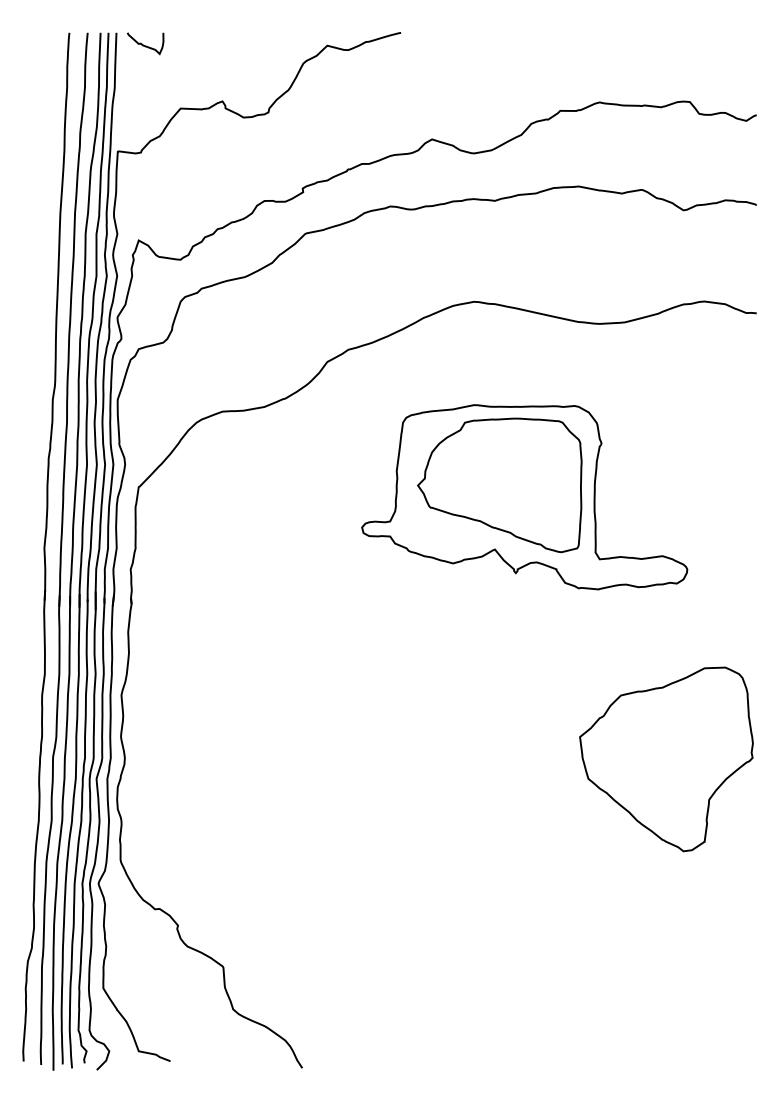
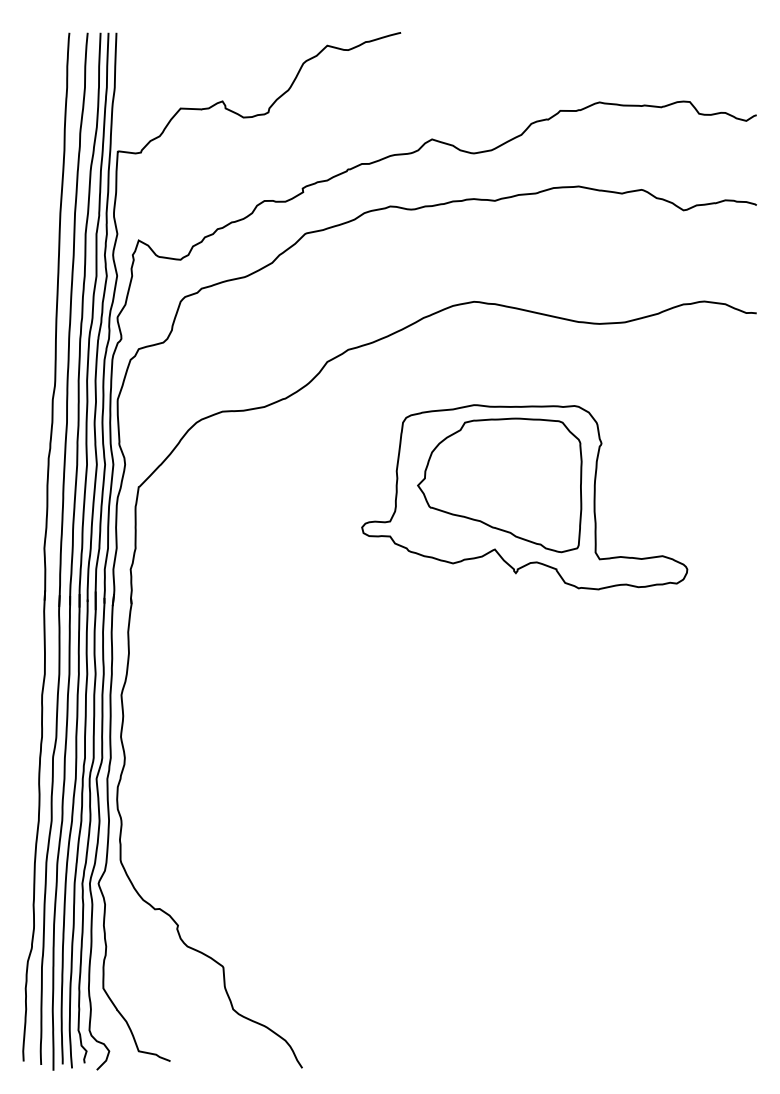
curve: present -> none (145, 45)
part: present -> none (666, 759)
